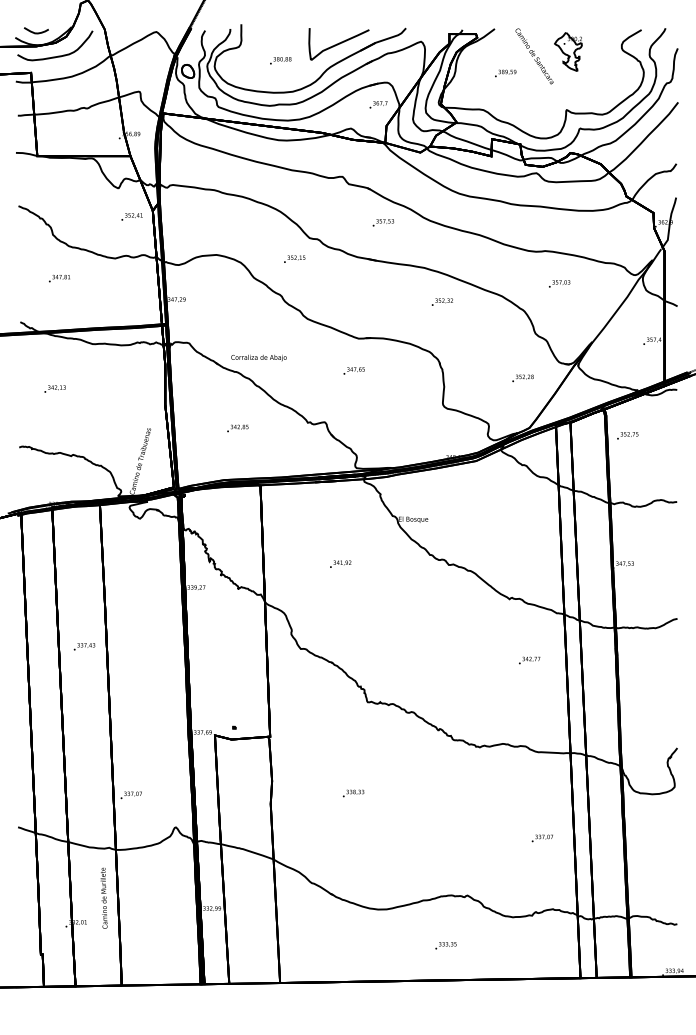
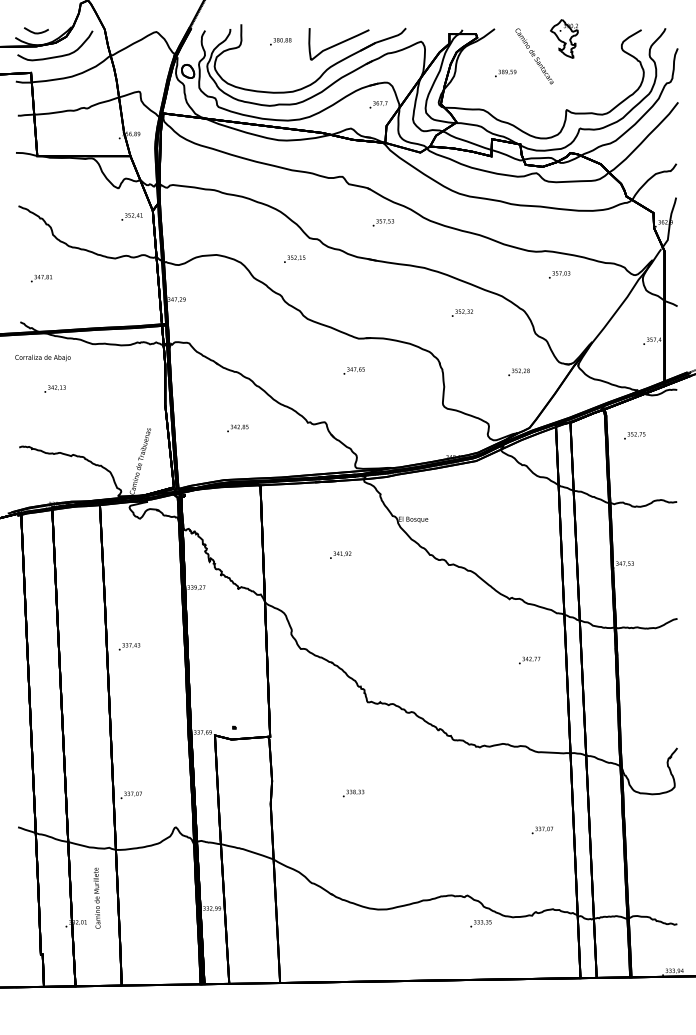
part position: (568, 51) -> (564, 38) (564, 38)
text position: (280, 60) -> (280, 41) (280, 41)
text position: (59, 278) -> (41, 278) (41, 278)
text position: (559, 283) -> (559, 274) (559, 274)
text position: (441, 301) -> (461, 312) (461, 312)
text position: (258, 357) -> (42, 357) (42, 357)
text position: (522, 378) -> (518, 372) (518, 372)
text position: (627, 435) -> (634, 435) (634, 435)
text position: (340, 563) -> (340, 554) (340, 554)
text position: (84, 646) -> (129, 646) (129, 646)
text position: (541, 838) -> (541, 830) (541, 830)
text position: (103, 897) -> (96, 897) (96, 897)
text position: (445, 945) -> (480, 923) (480, 923)
